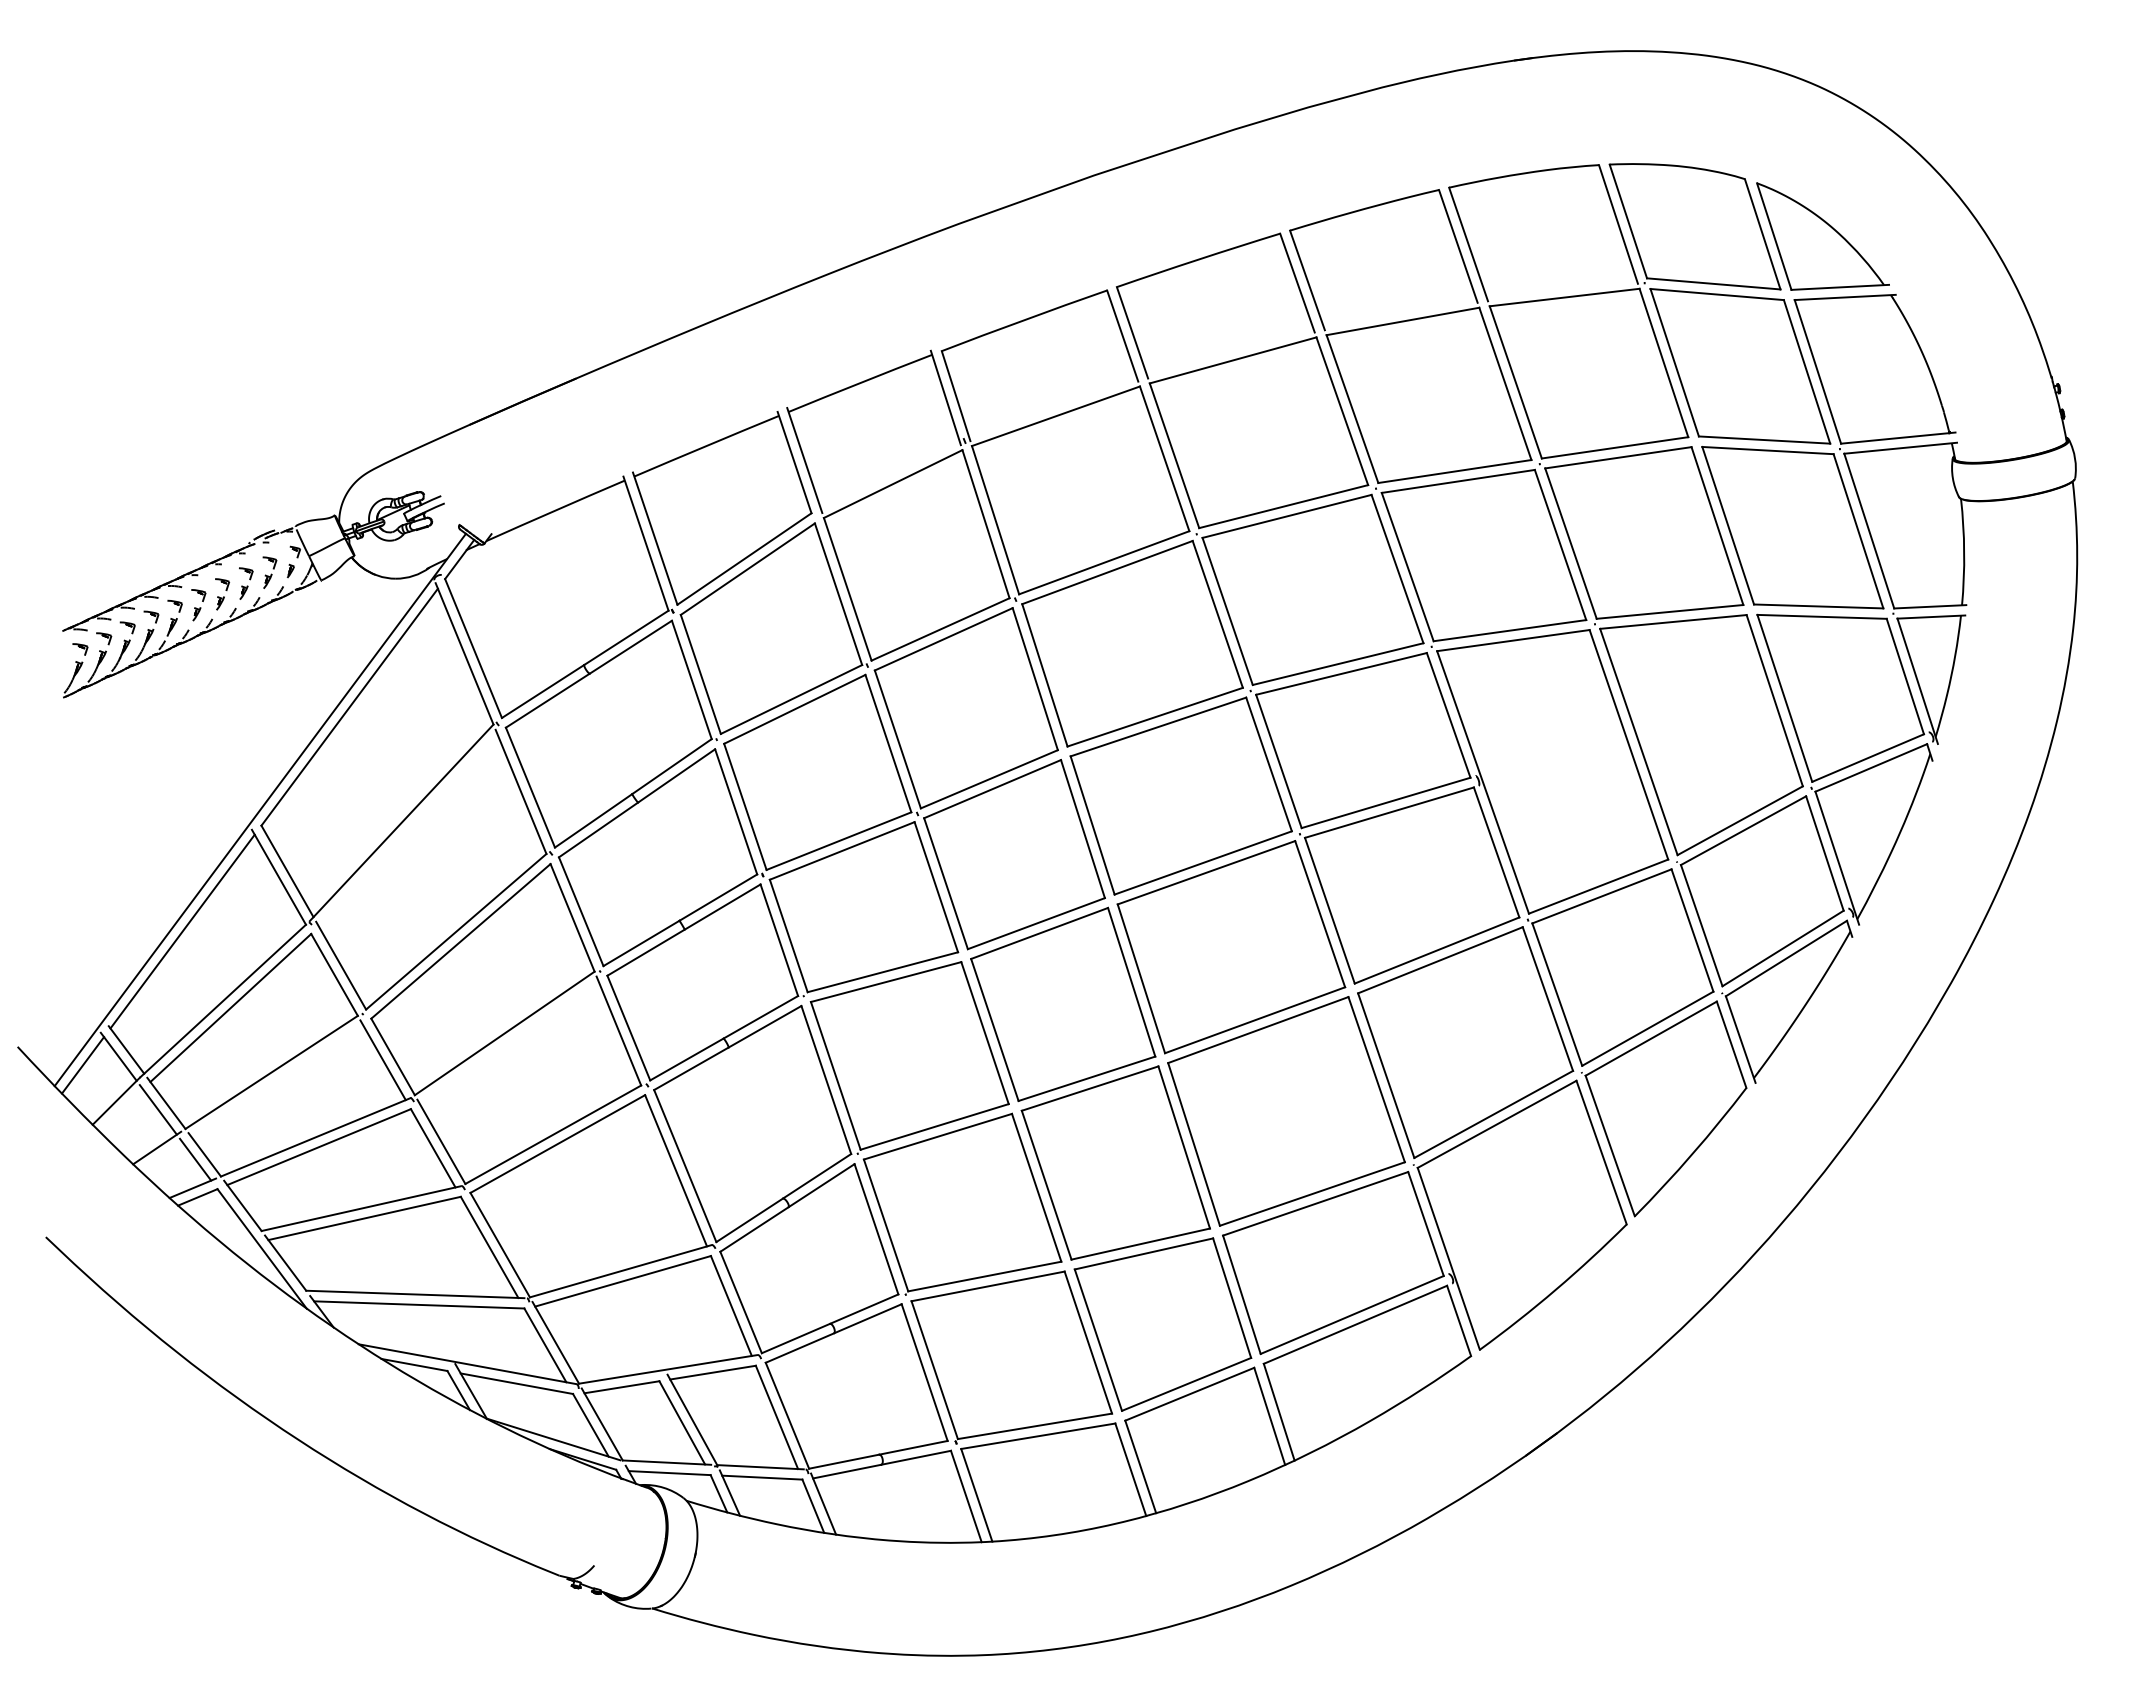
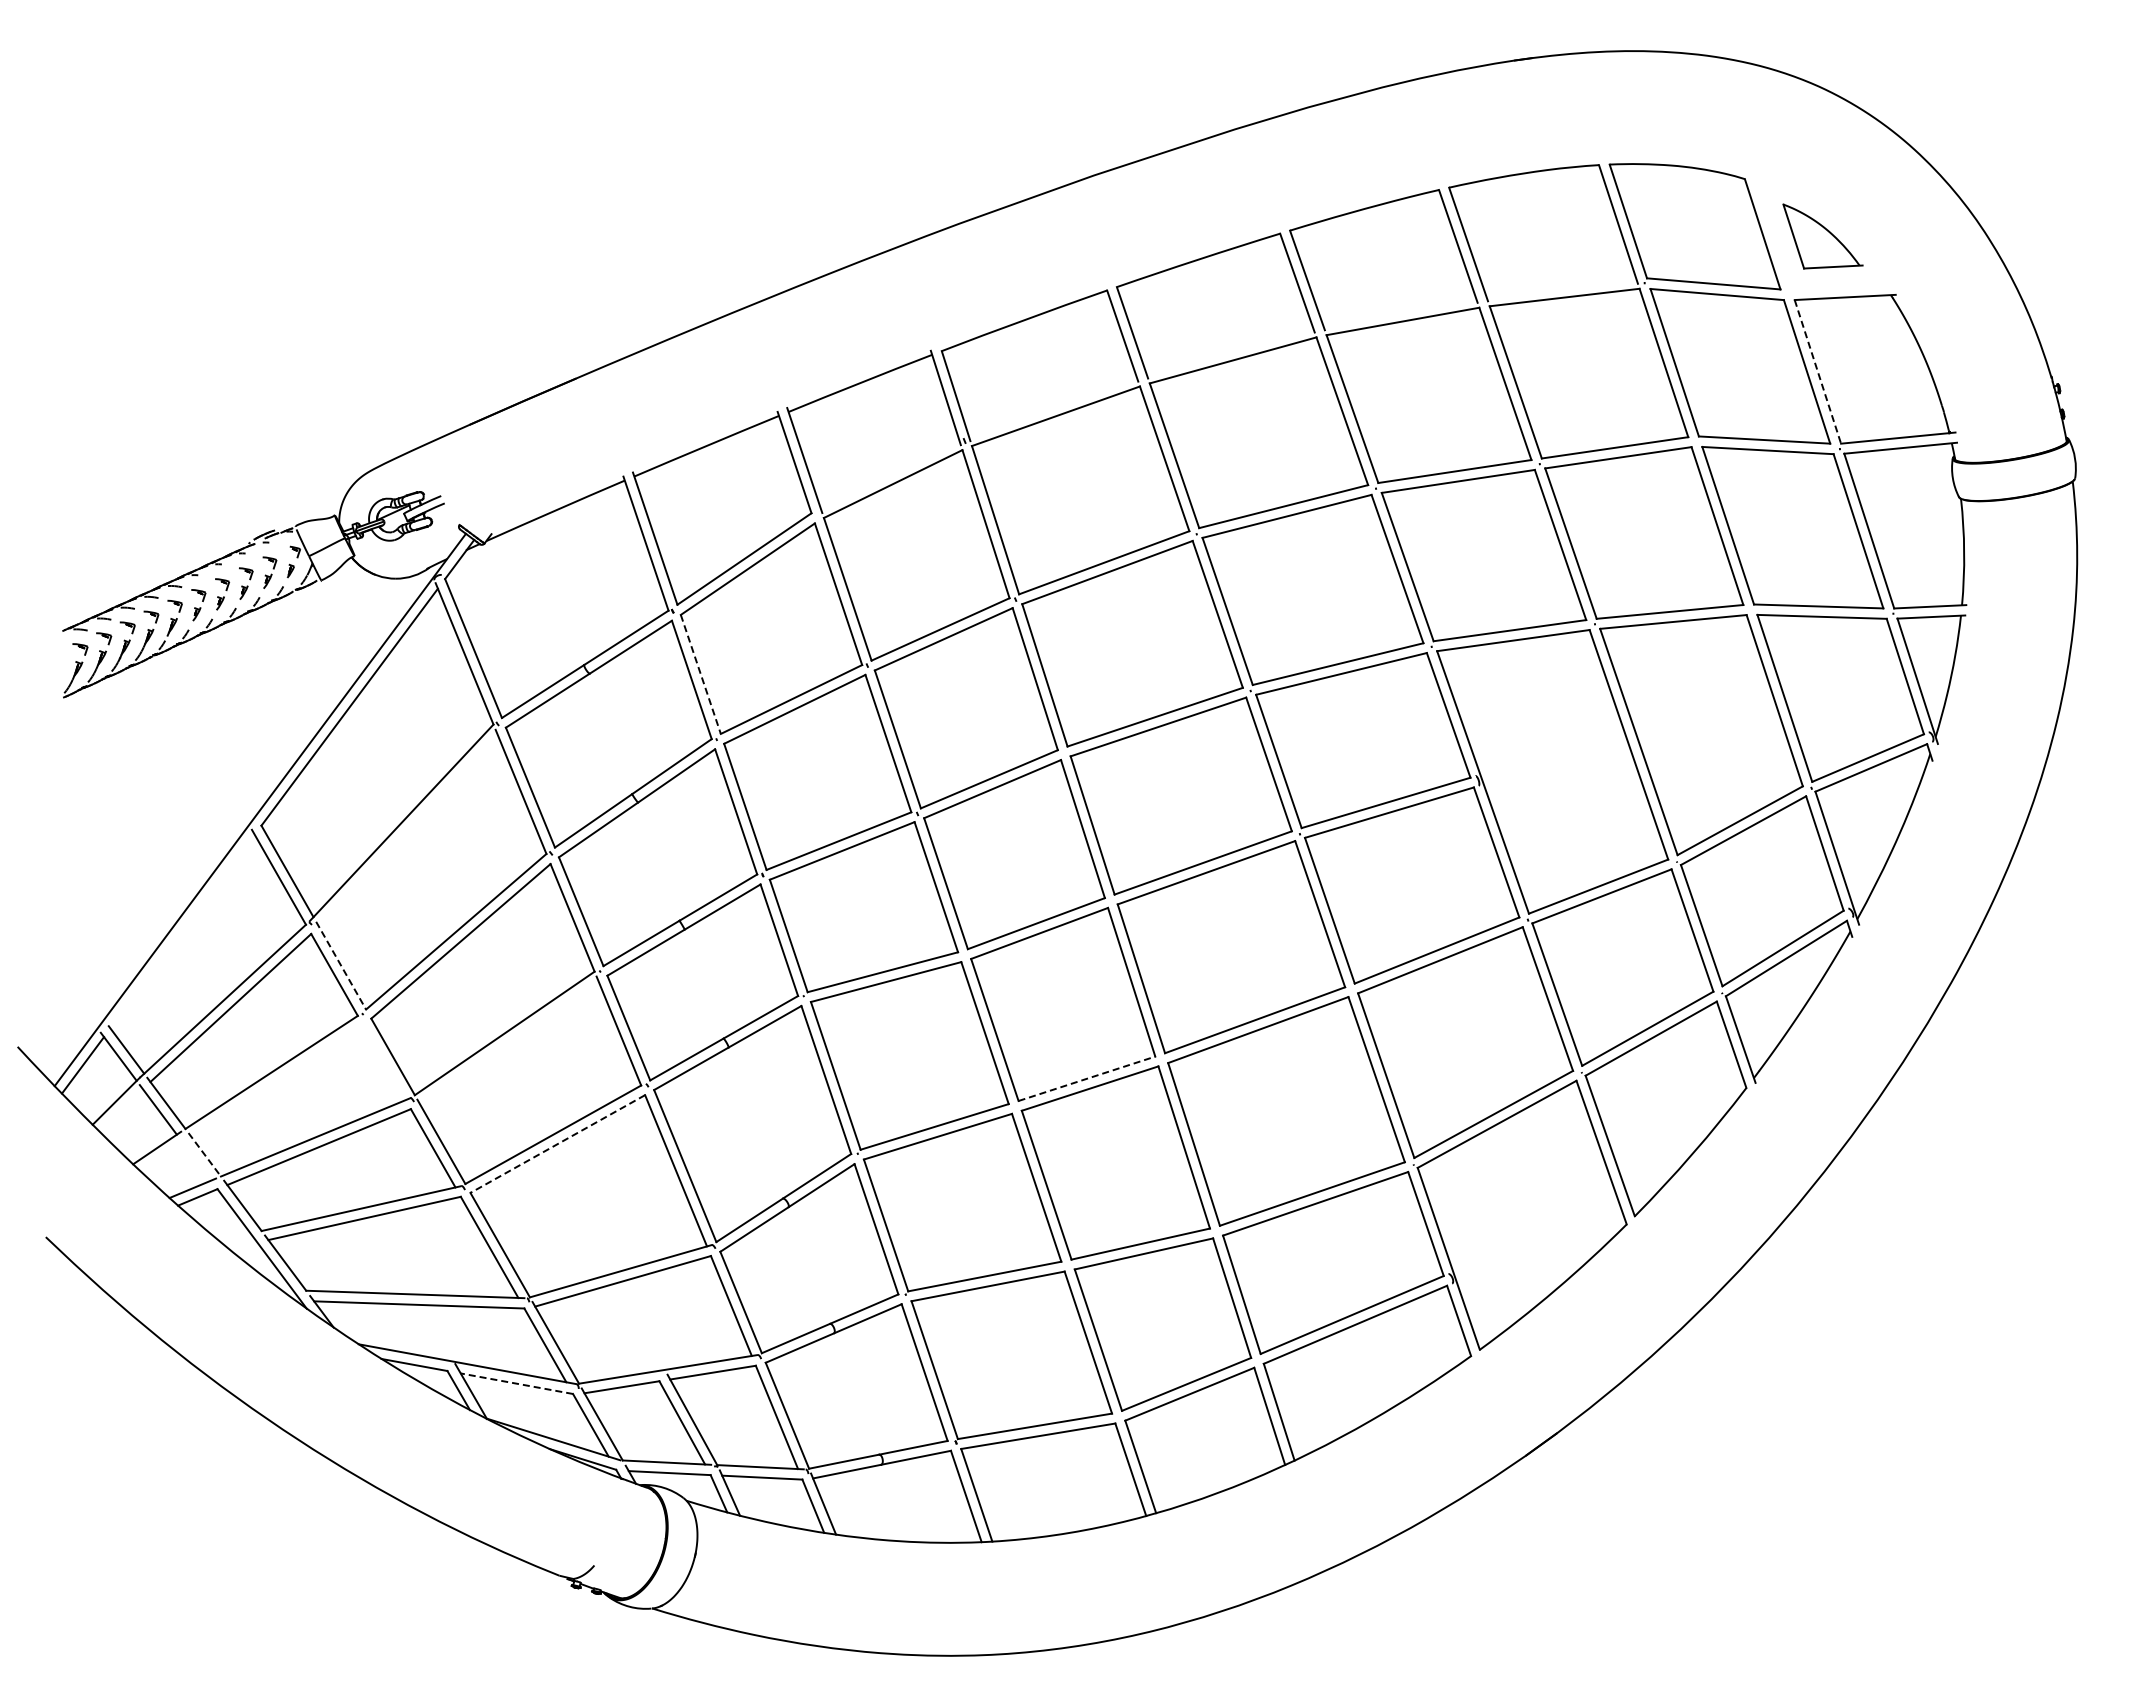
part size: 134x109 px -> 82x67 px (1822, 236)
line: solid -> dashed (1818, 372)
line: solid -> dashed (700, 674)
line: present -> none (182, 931)
line: solid -> dashed (341, 966)
line: present -> none (382, 1060)
line: solid -> dashed (1086, 1078)
line: solid -> dashed (557, 1144)
line: solid -> dashed (205, 1155)
line: present -> none (195, 1159)
line: solid -> dashed (516, 1383)
